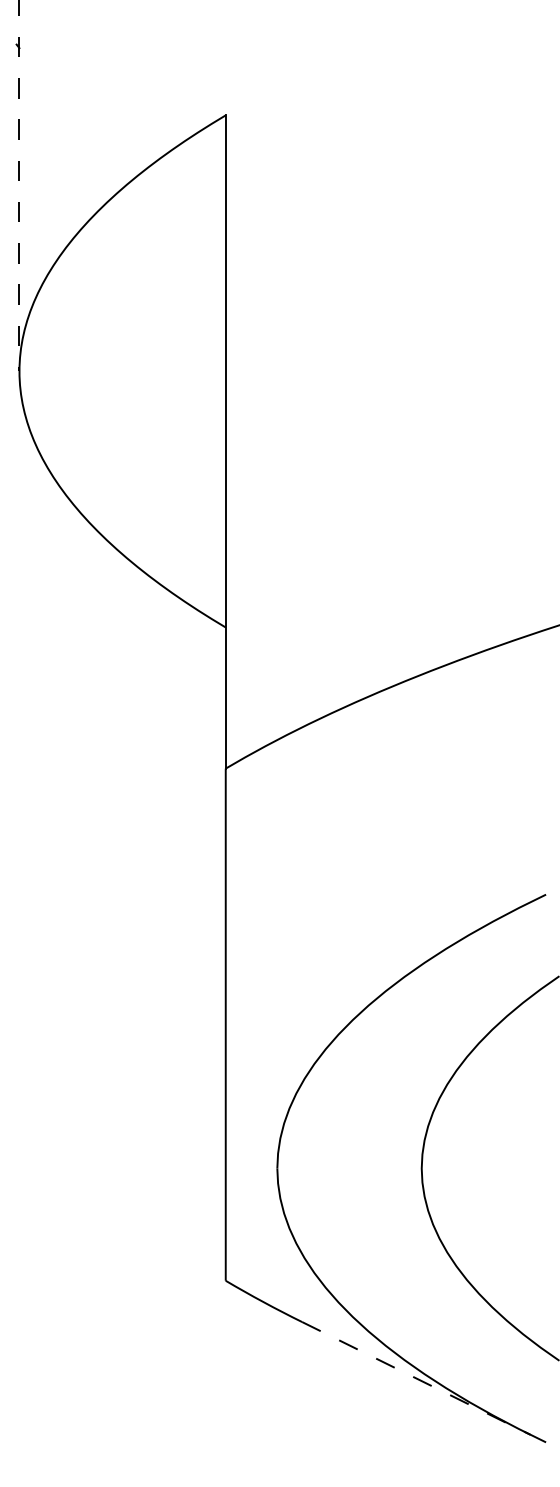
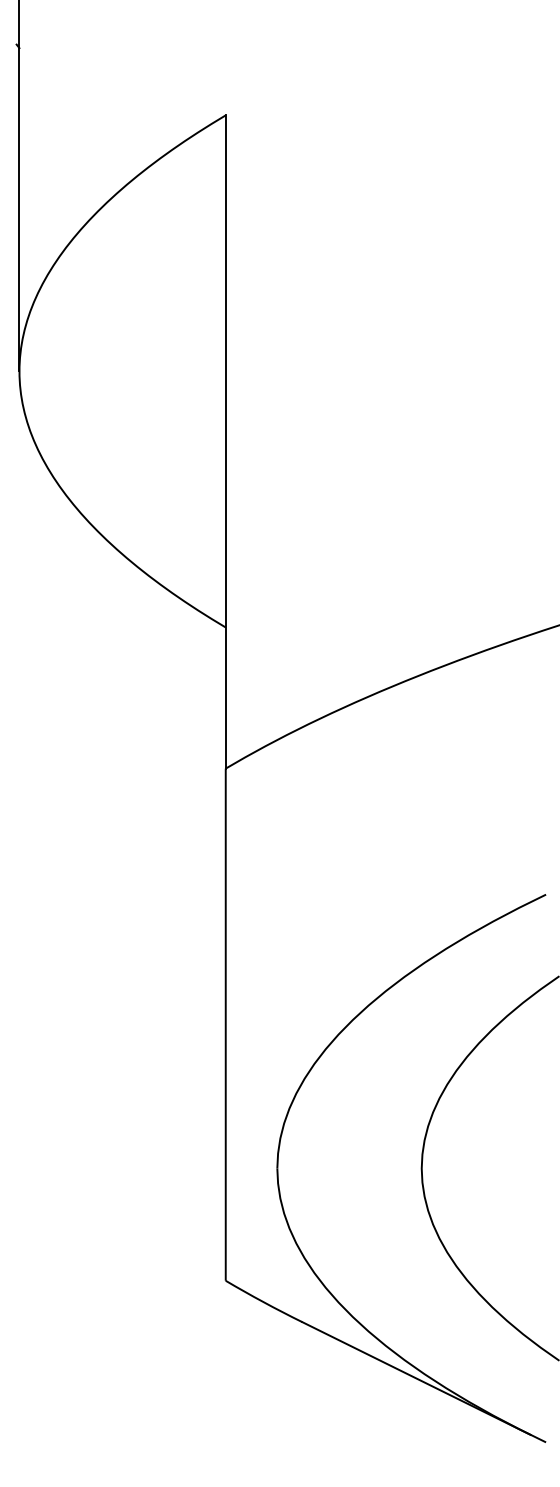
line: dashed -> solid (19, 186)
line: dashed -> solid (416, 1378)
